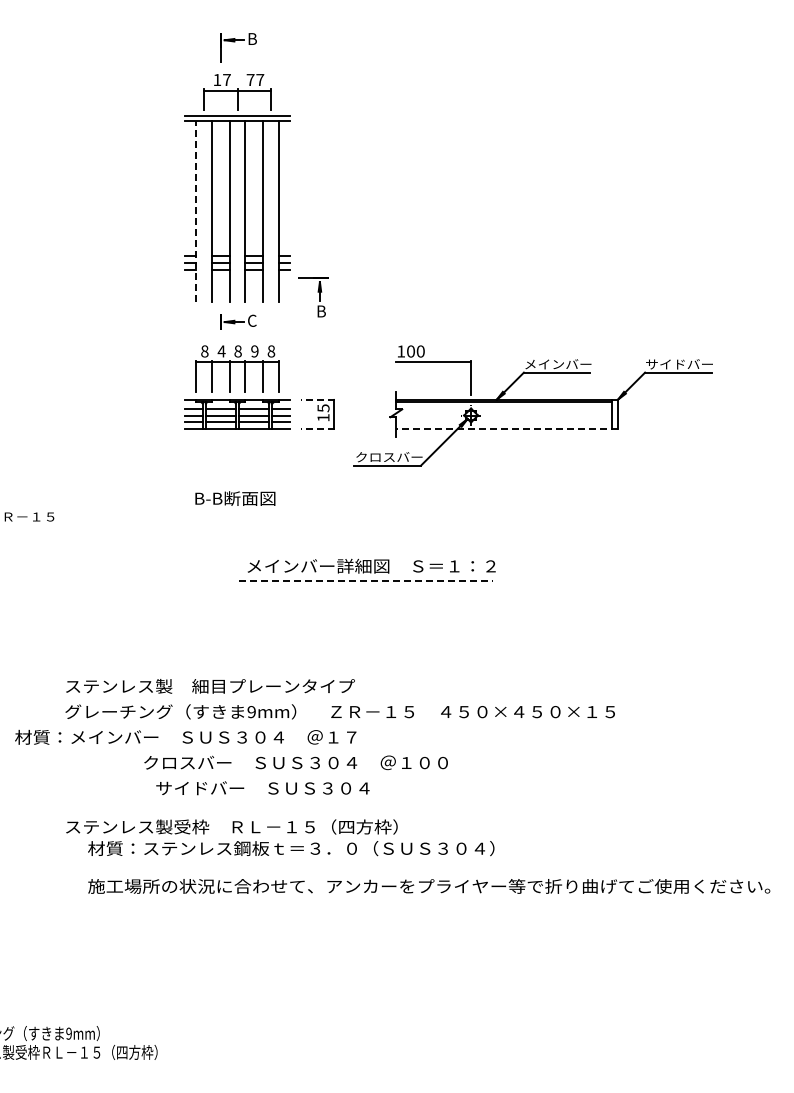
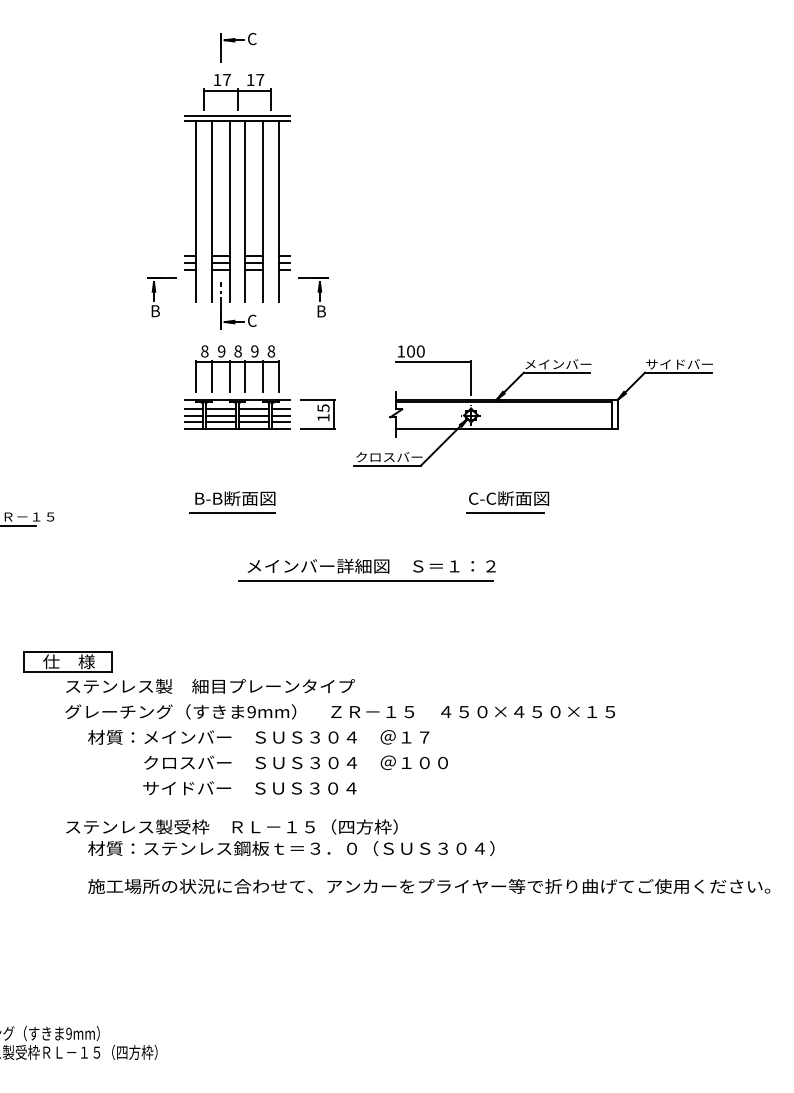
text: B -> C (252, 38)
text: 77 -> 17 (250, 79)
line: dashed -> solid (196, 211)
part: none -> present (154, 297)
line: none -> present (220, 297)
text: 4 -> 9 (221, 351)
line: dashed -> solid (317, 399)
line: dashed -> solid (317, 429)
line: dashed -> solid (507, 429)
part: none -> present (507, 502)
line: none -> present (232, 512)
line: none -> present (18, 526)
line: dashed -> solid (366, 580)
part: none -> present (67, 661)
text position: (185, 736) -> (258, 736) (258, 736)
text position: (262, 788) -> (249, 788) (249, 788)
